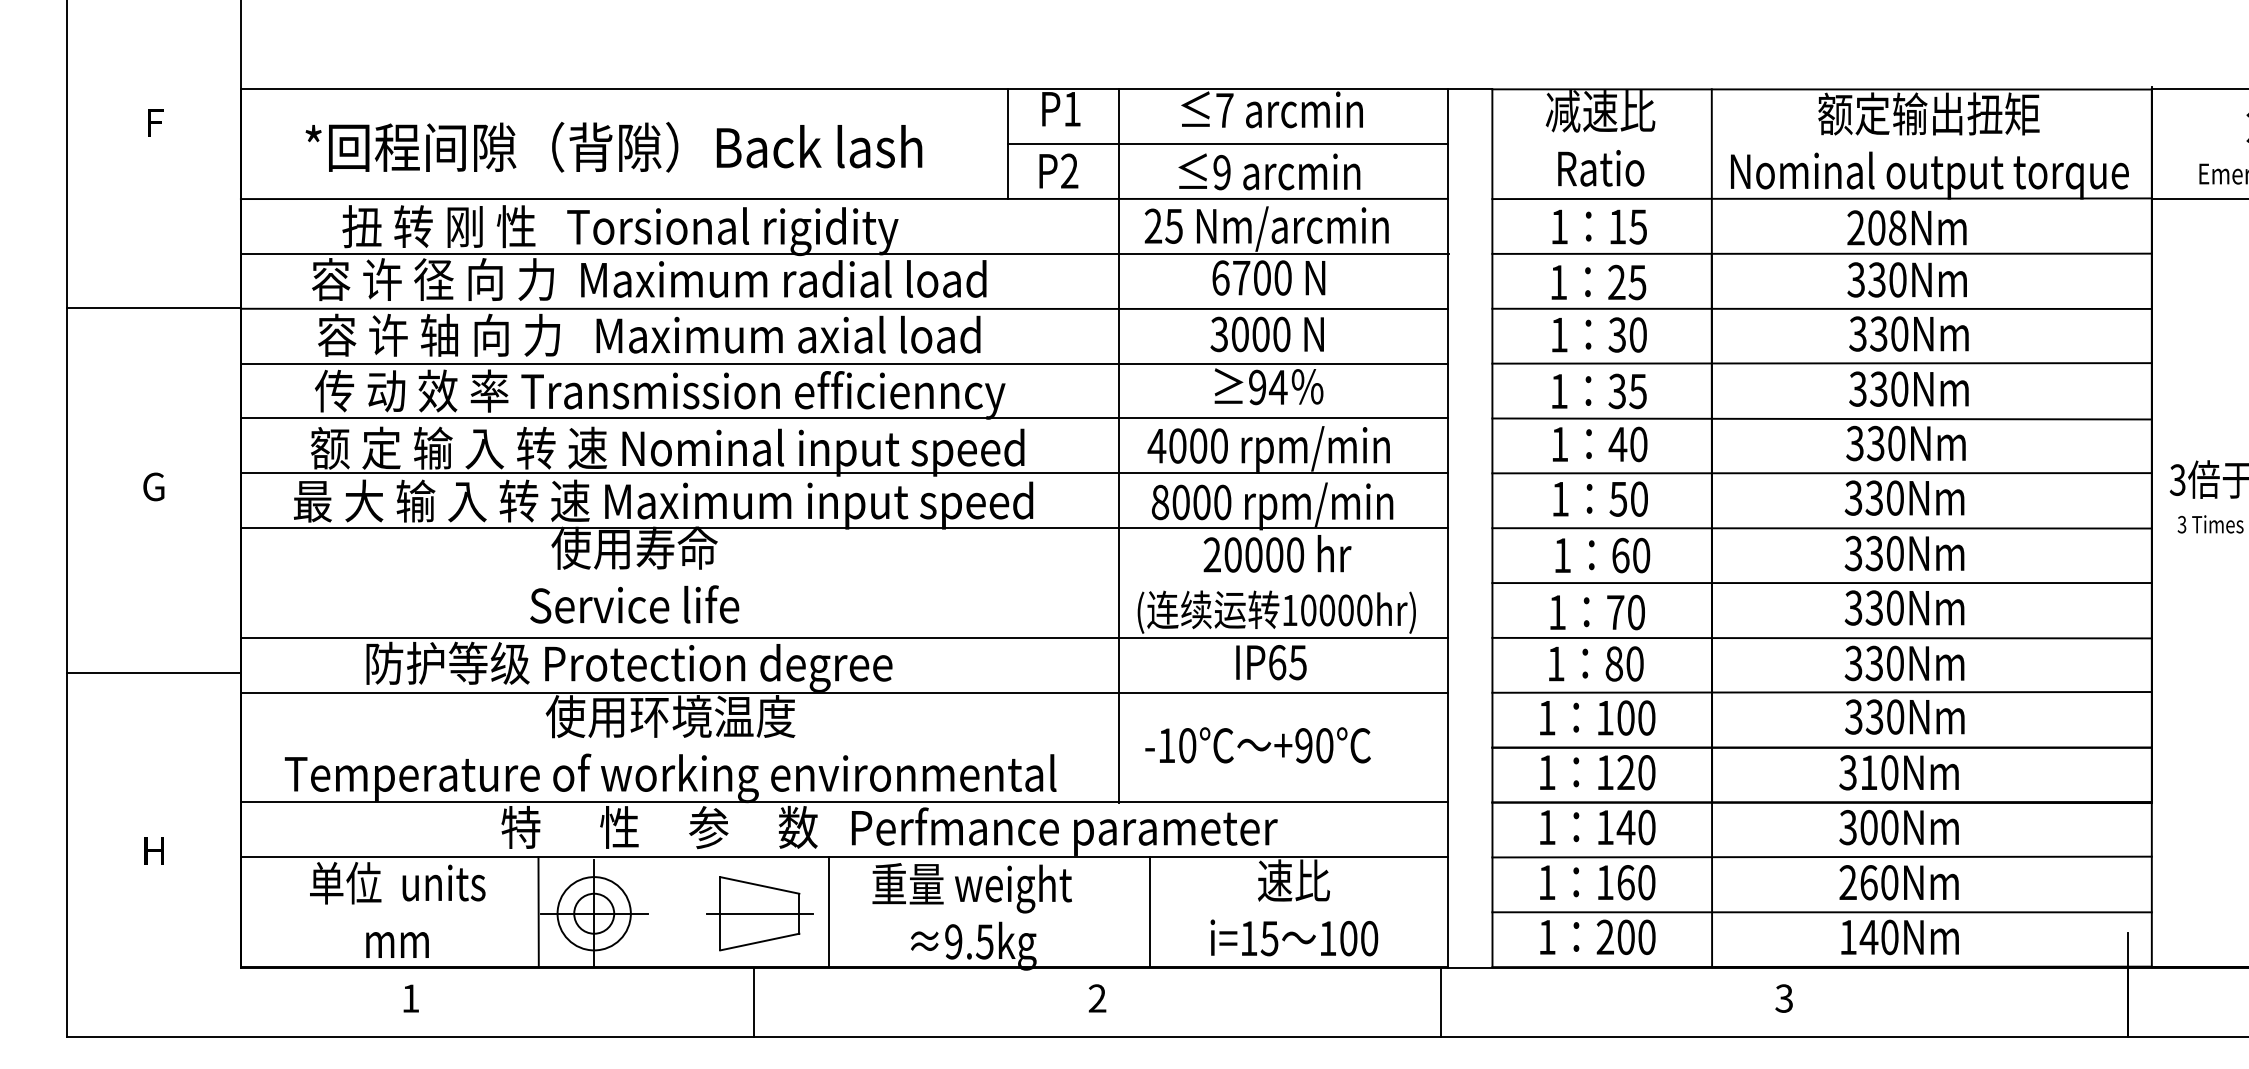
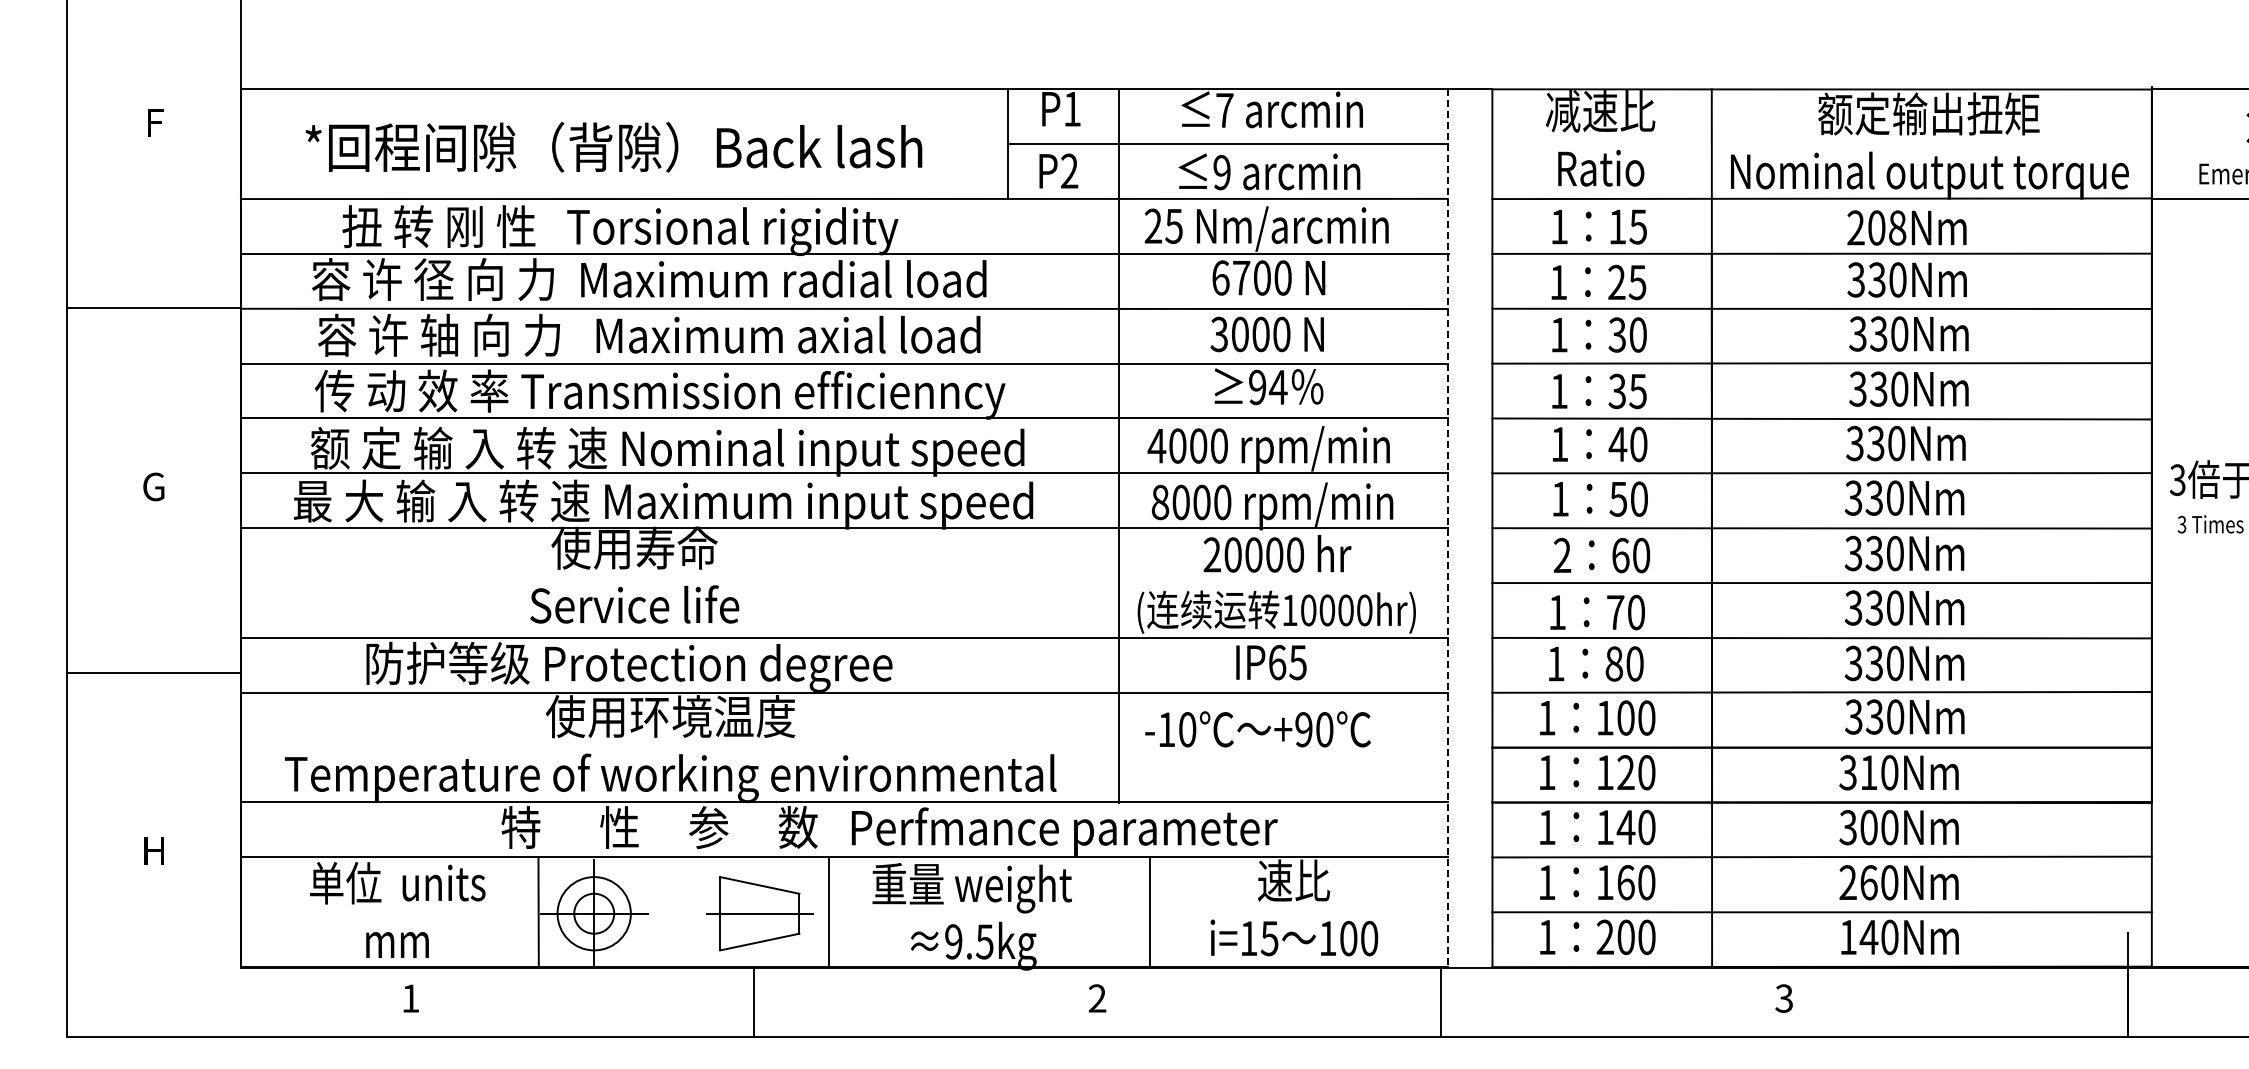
line: solid -> dashed (1447, 528)
text: 1 -> 2 (1562, 554)
text position: (1257, 745) -> (1257, 729) (1257, 729)
